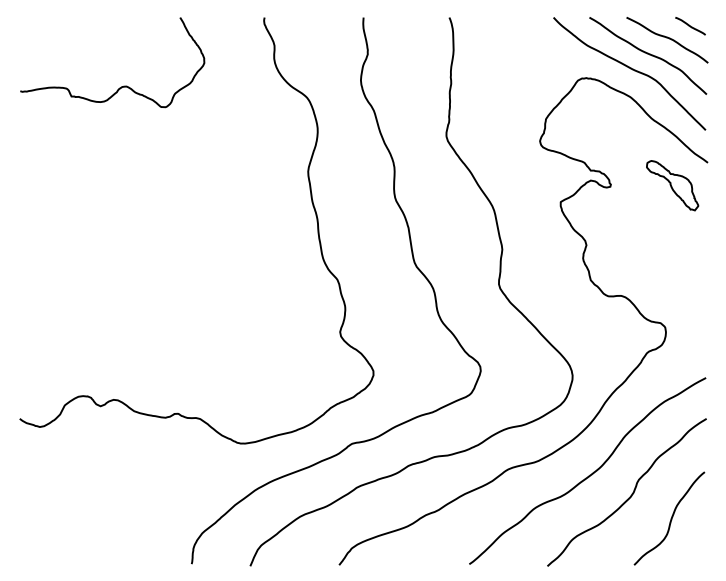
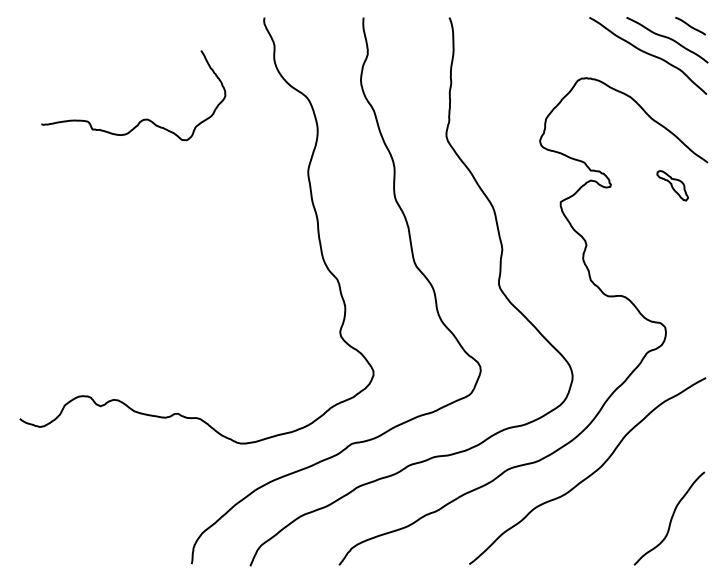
curve: present -> none (630, 69)
curve position: (123, 85) -> (144, 118) (144, 118)
part size: 54x52 px -> 33x32 px (672, 185)
curve: present -> none (630, 495)
